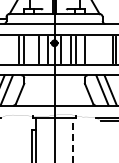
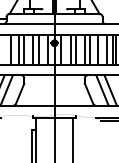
line: none -> present (10, 49)
line: none -> present (32, 49)
line: none -> present (90, 49)
line: none -> present (98, 49)
line: none -> present (107, 49)
line: dashed -> solid (73, 140)
